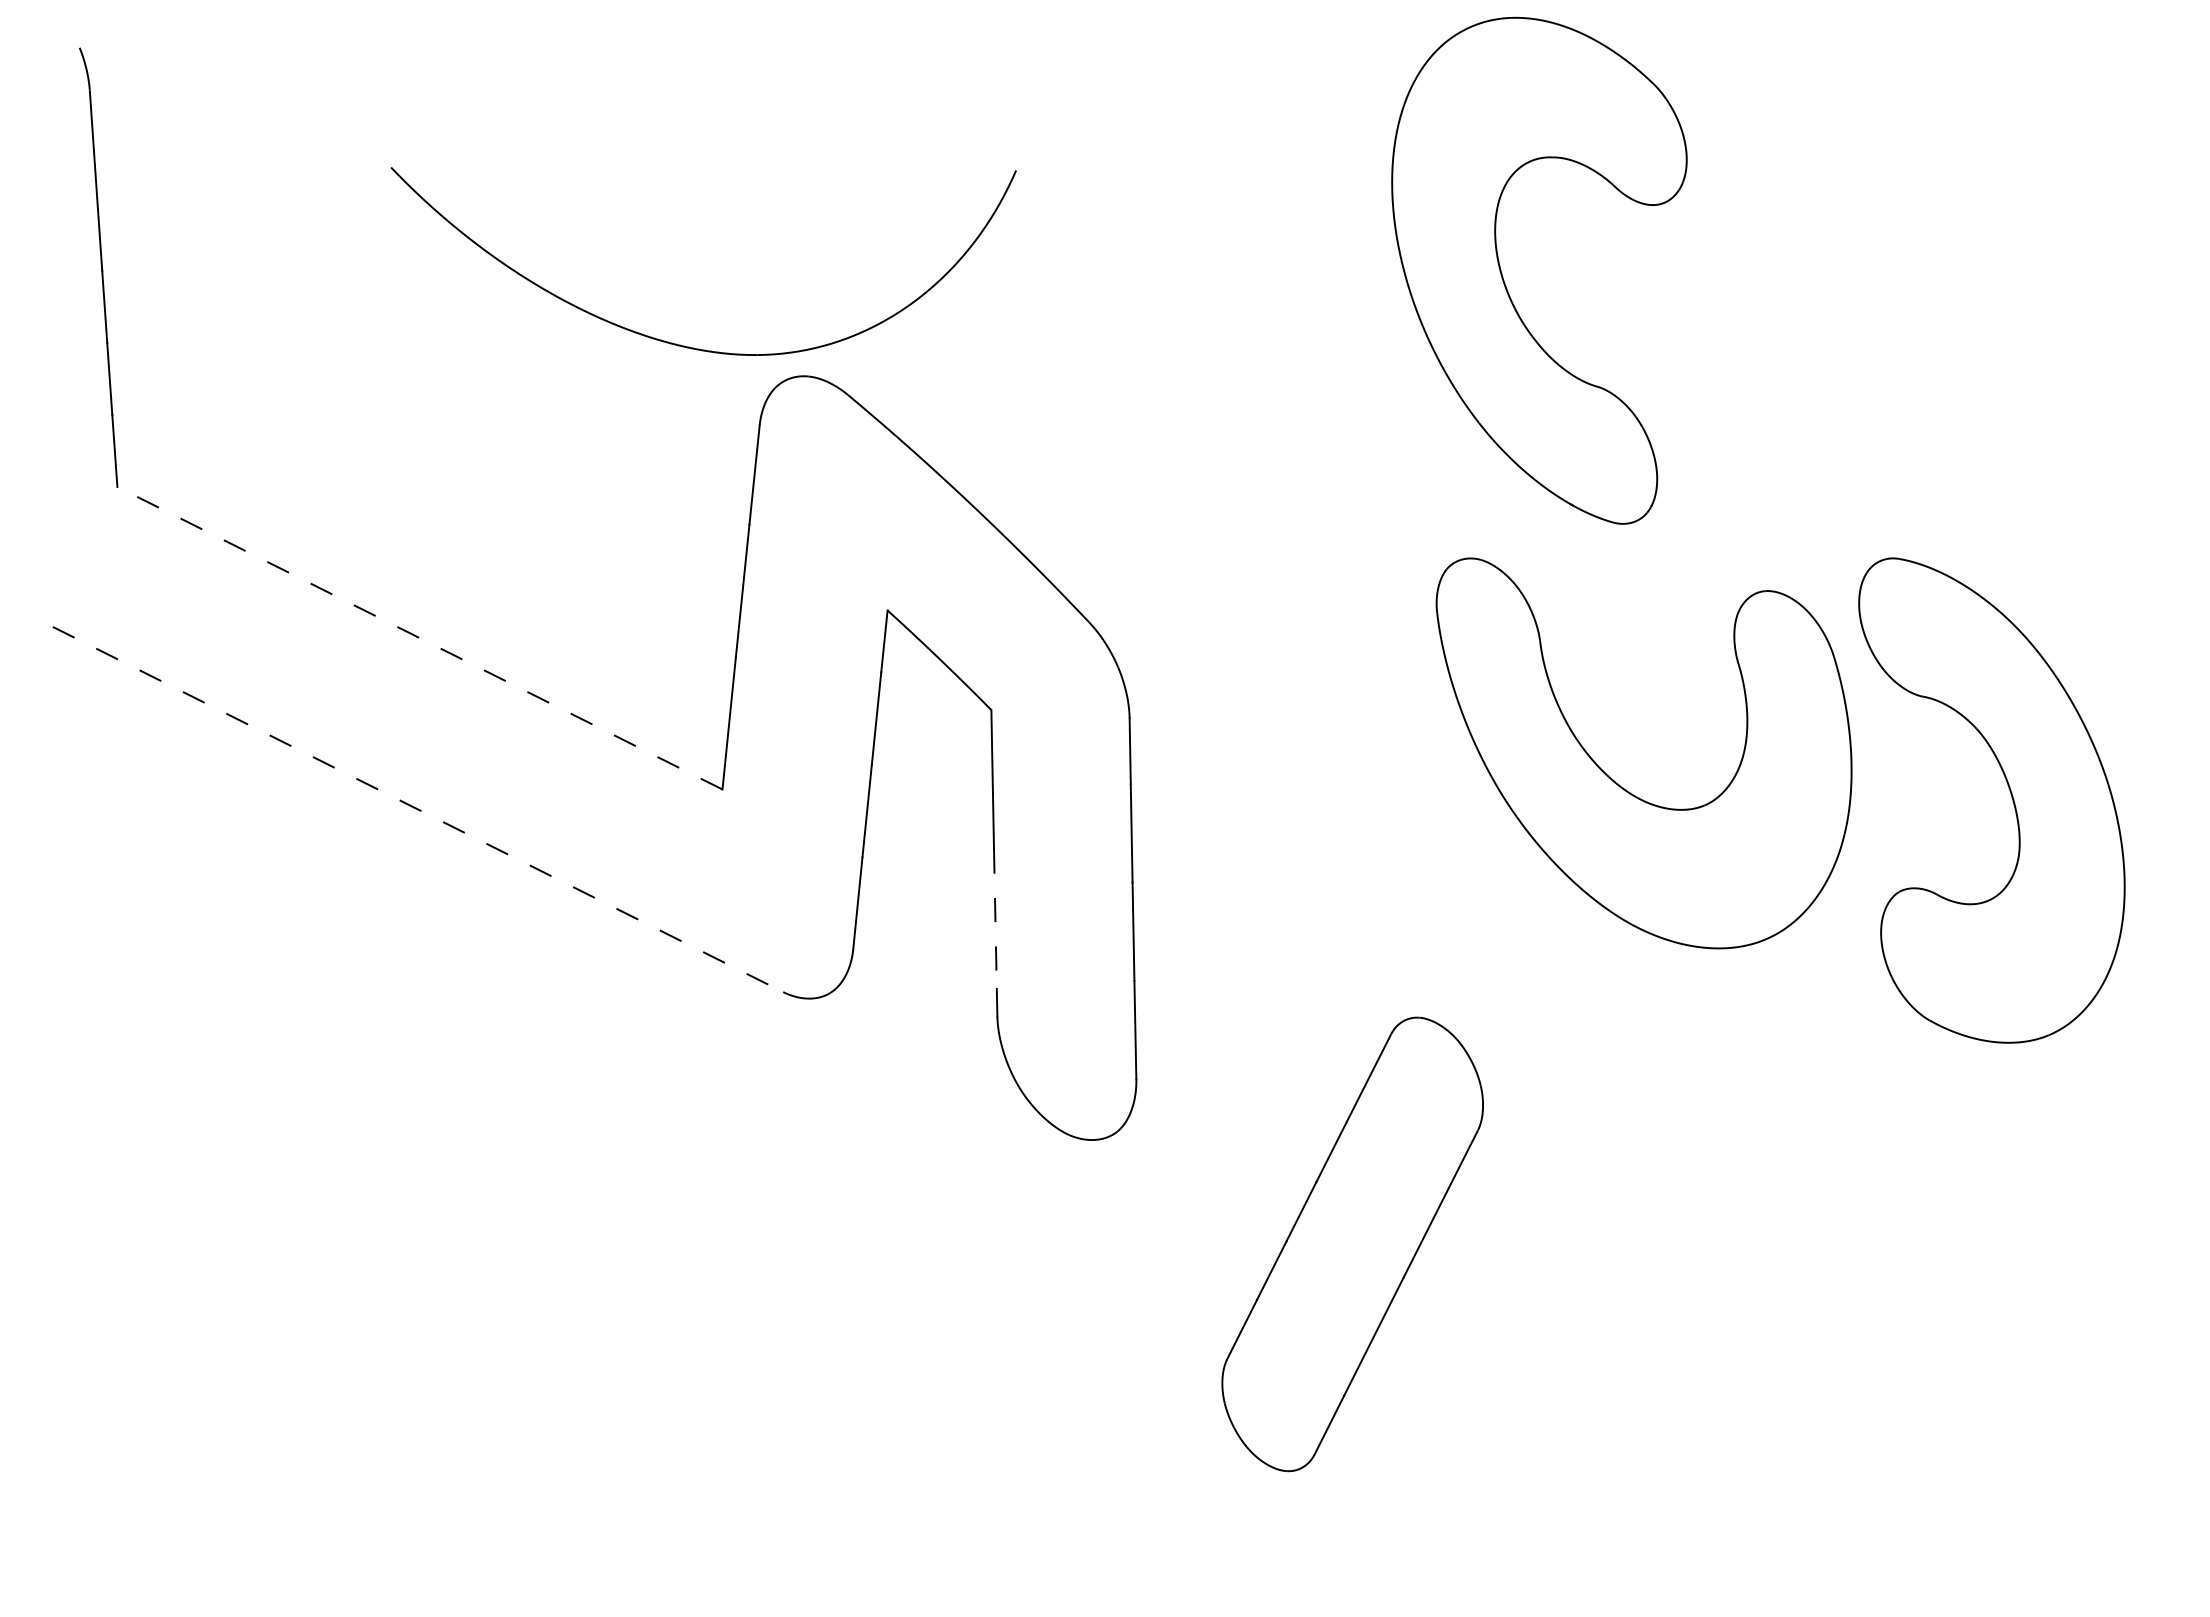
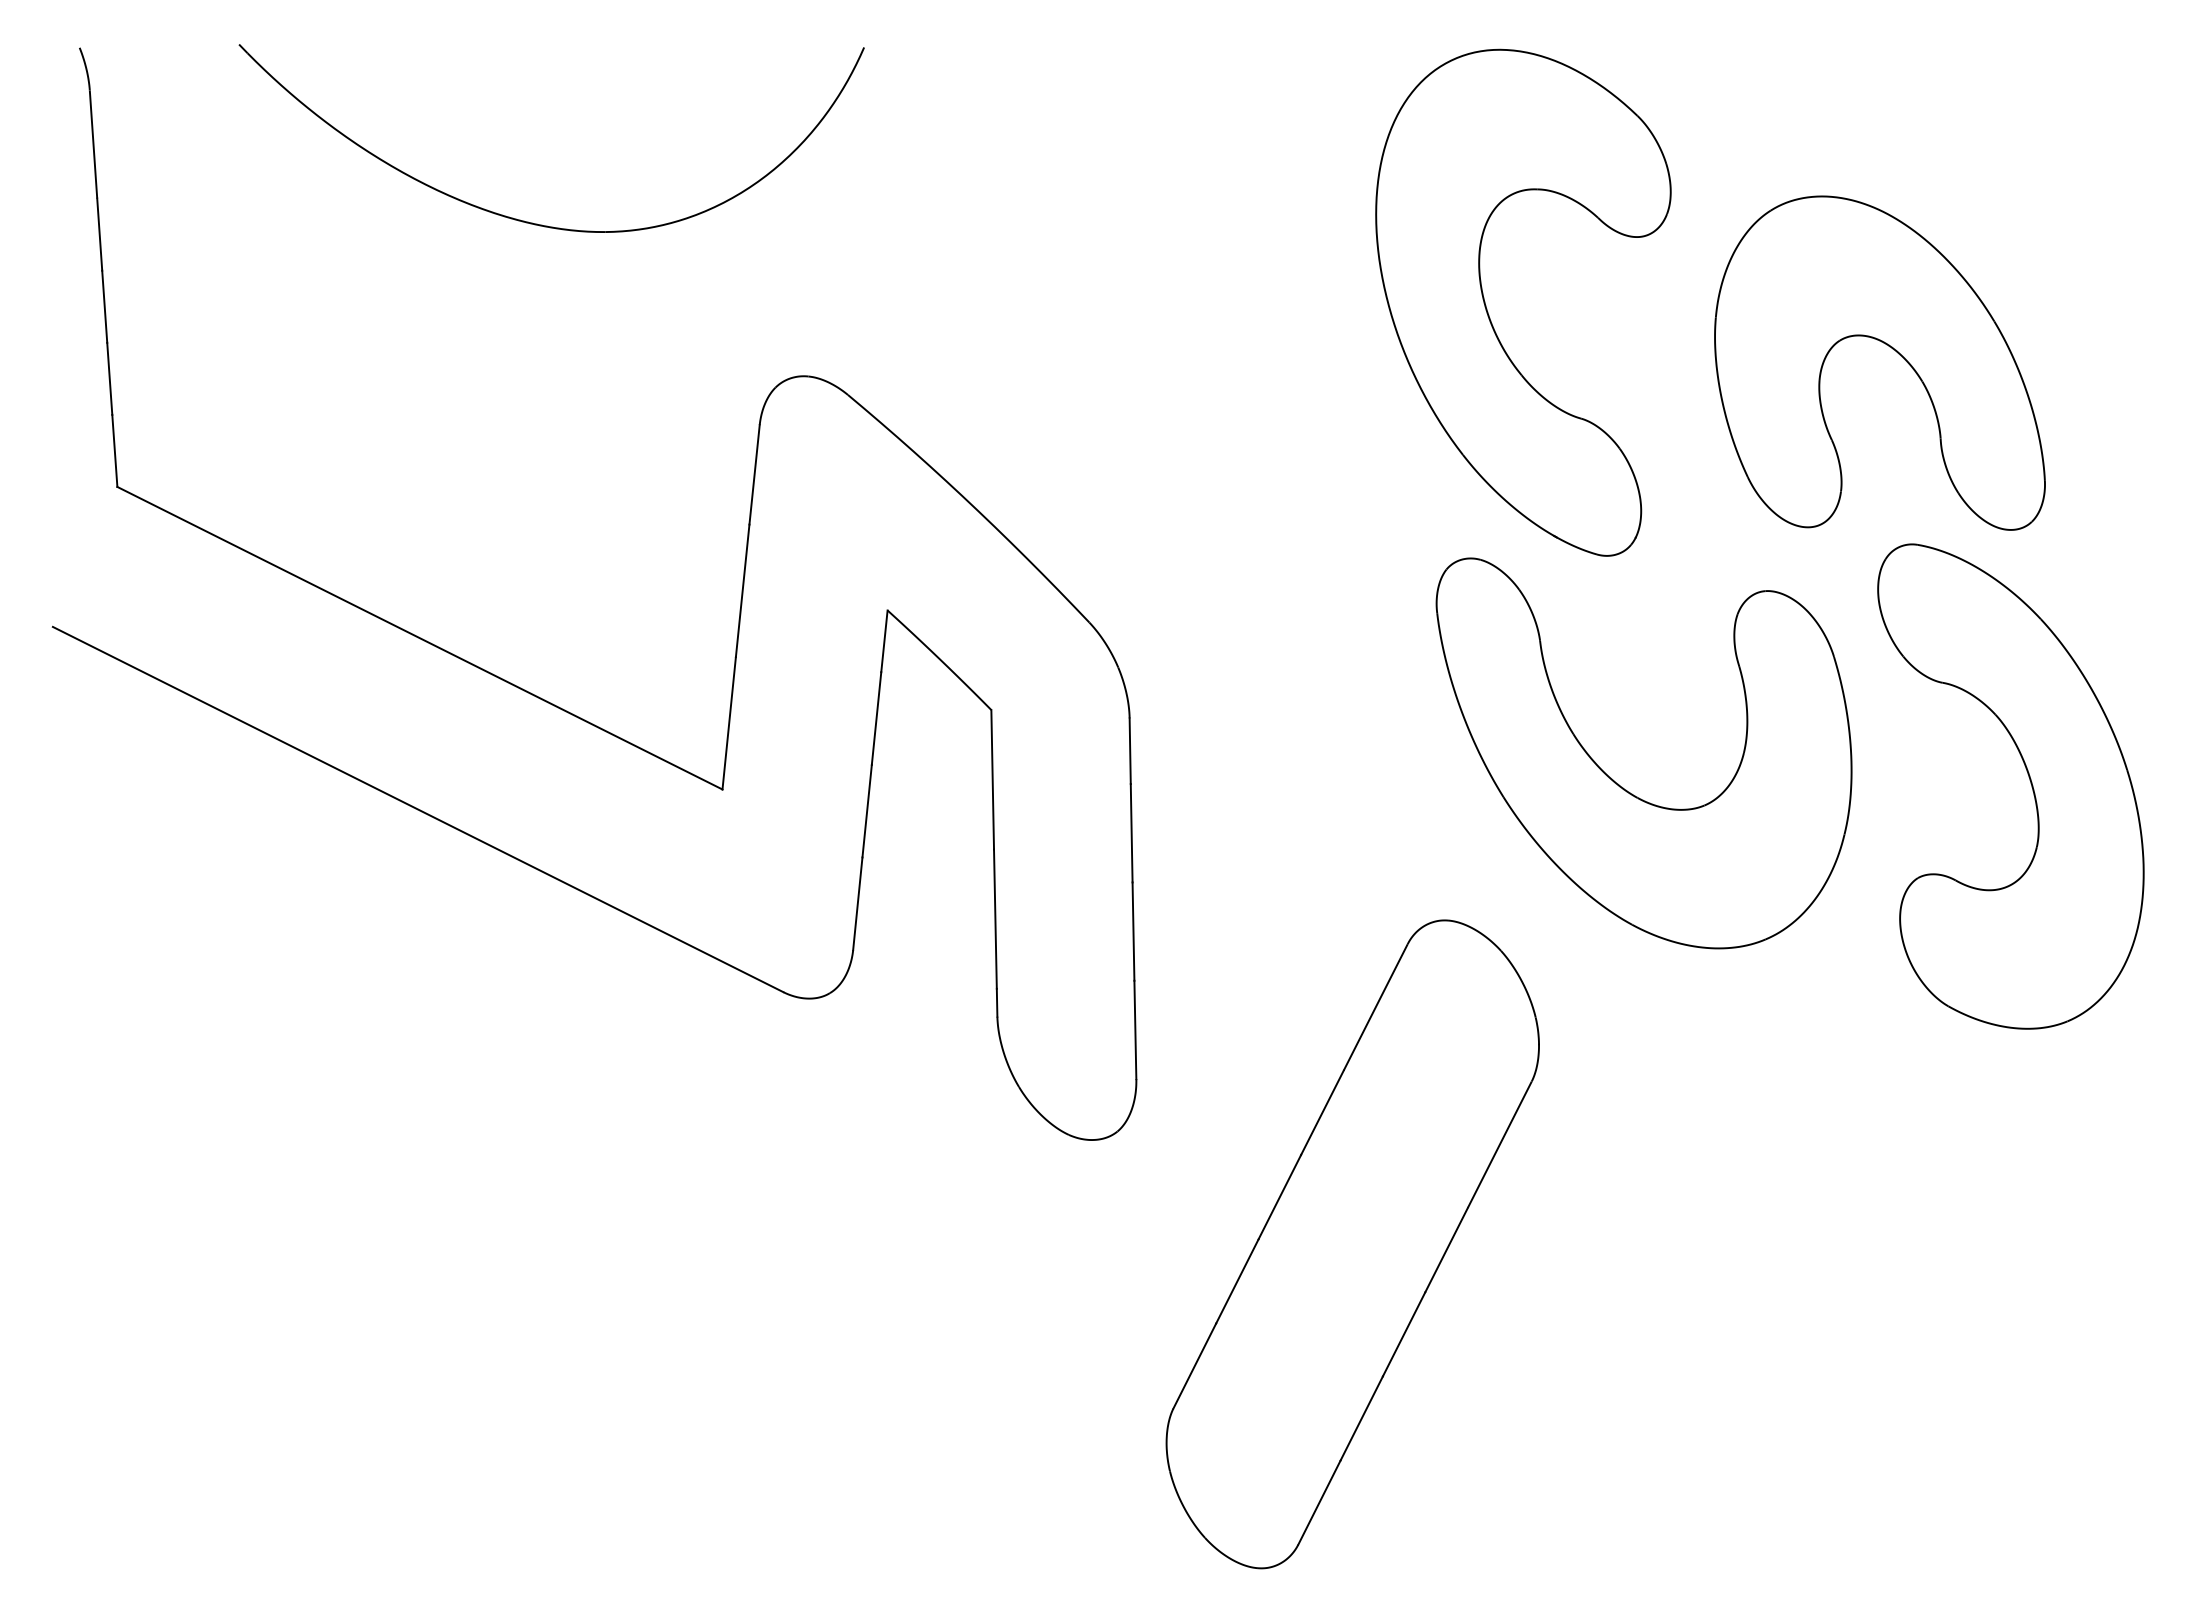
part position: (1504, 280) -> (1488, 312) (1488, 312)
part position: (684, 345) -> (532, 222) (532, 222)
part: none -> present (1889, 347)
line: dashed -> solid (419, 638)
part position: (2010, 794) -> (2029, 780) (2029, 780)
line: dashed -> solid (418, 809)
line: dashed -> solid (995, 919)
part size: 263x457 px -> 375x651 px (1352, 1244)
